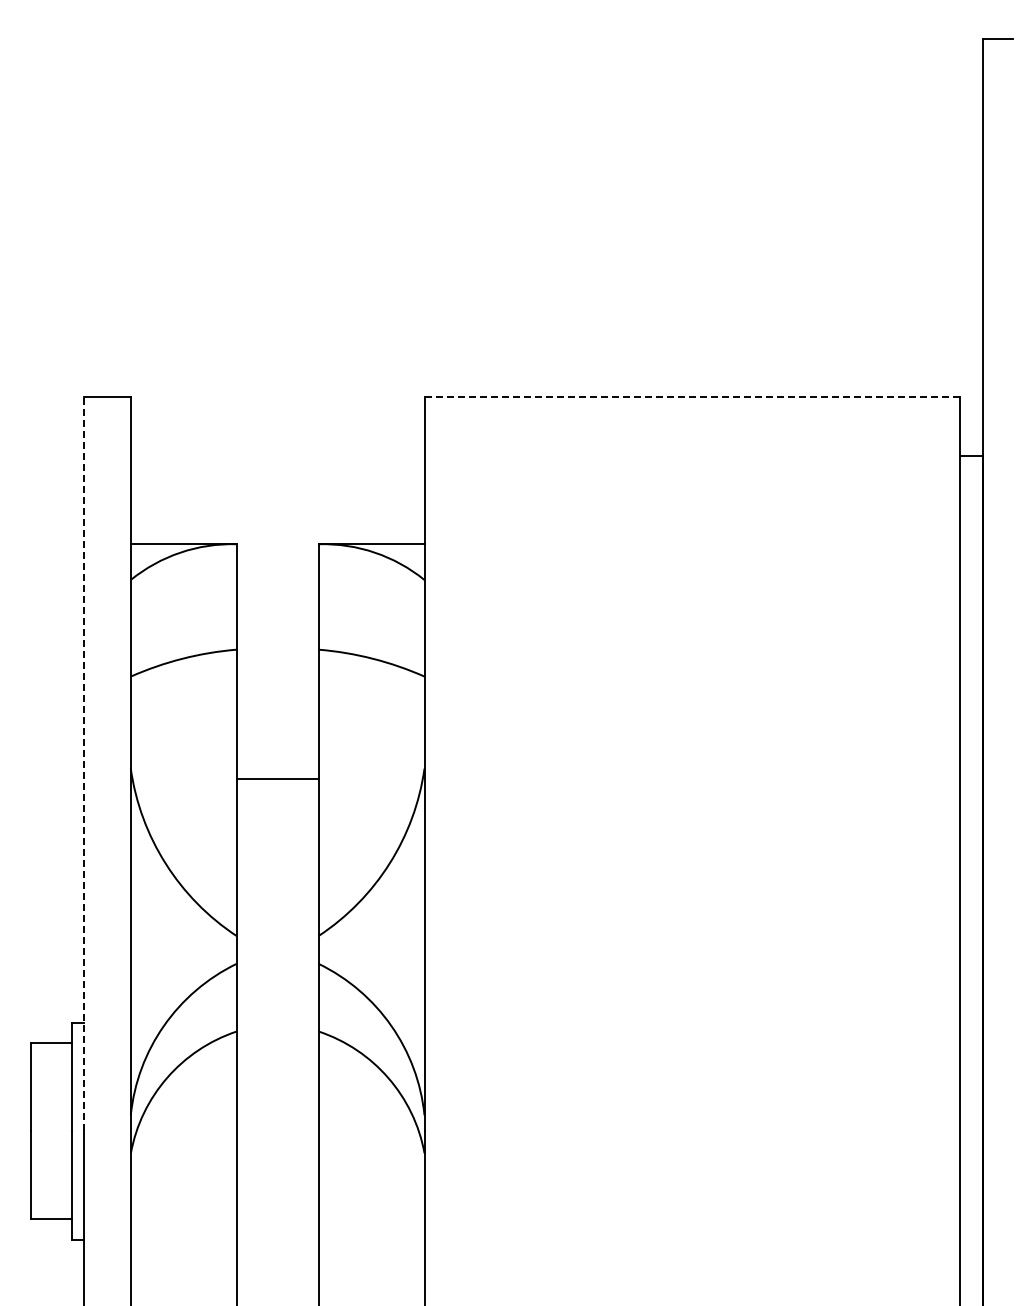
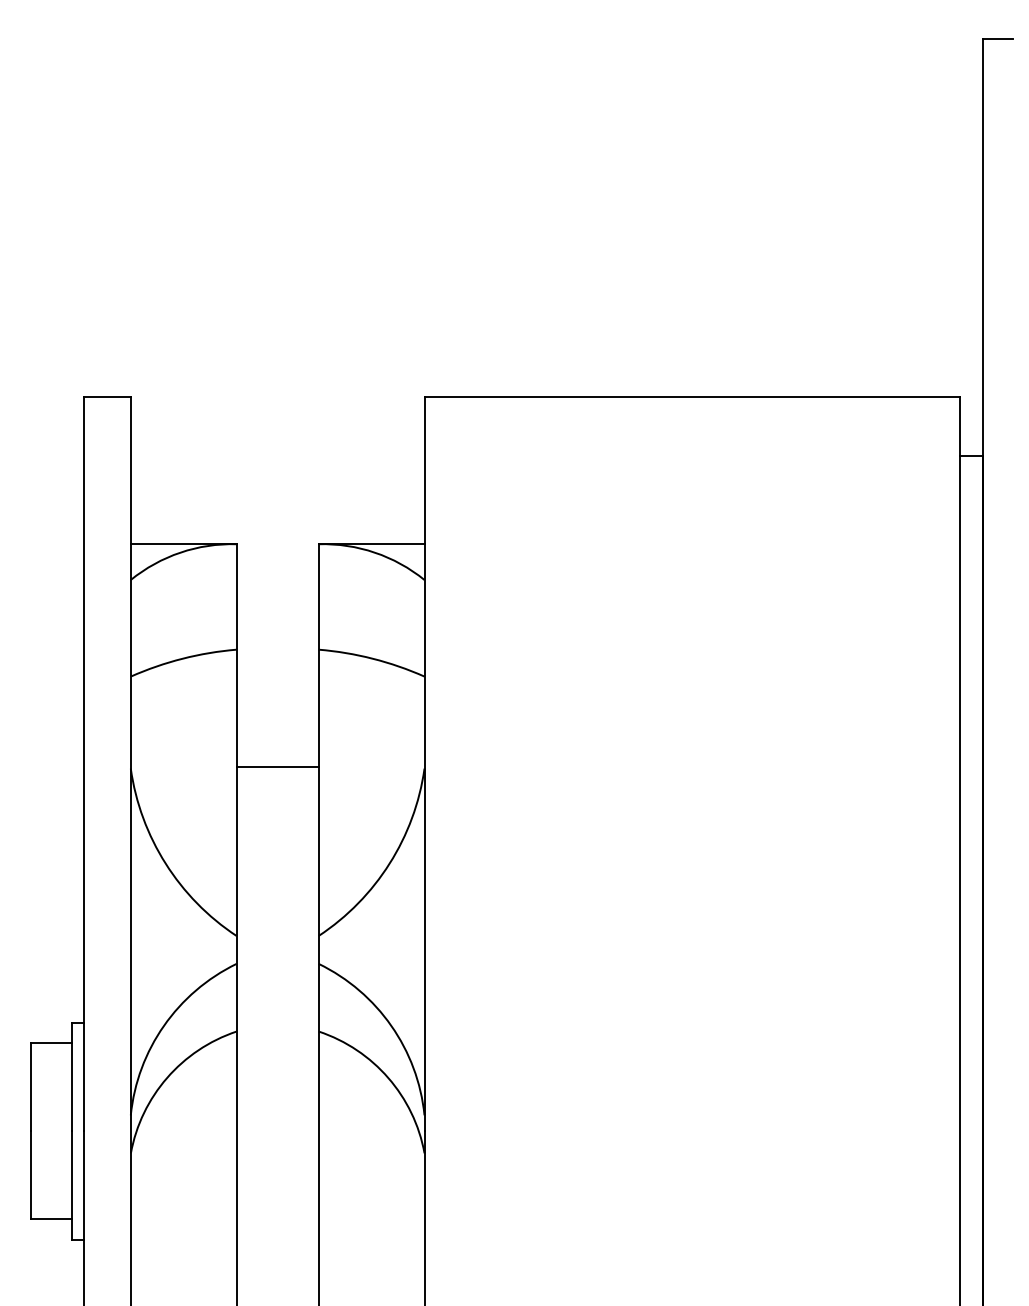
line: dashed -> solid (692, 397)
line: dashed -> solid (83, 764)
line position: (277, 779) -> (277, 767) (277, 767)
